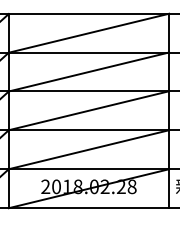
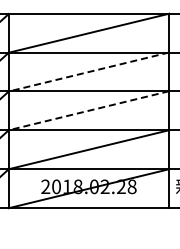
line: solid -> dashed (89, 71)
line: solid -> dashed (89, 110)
